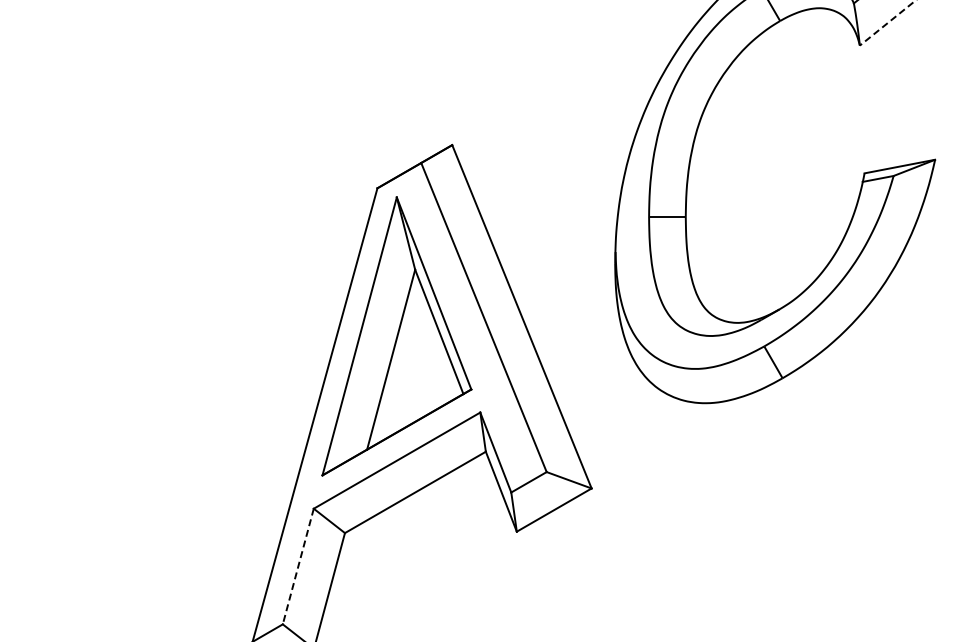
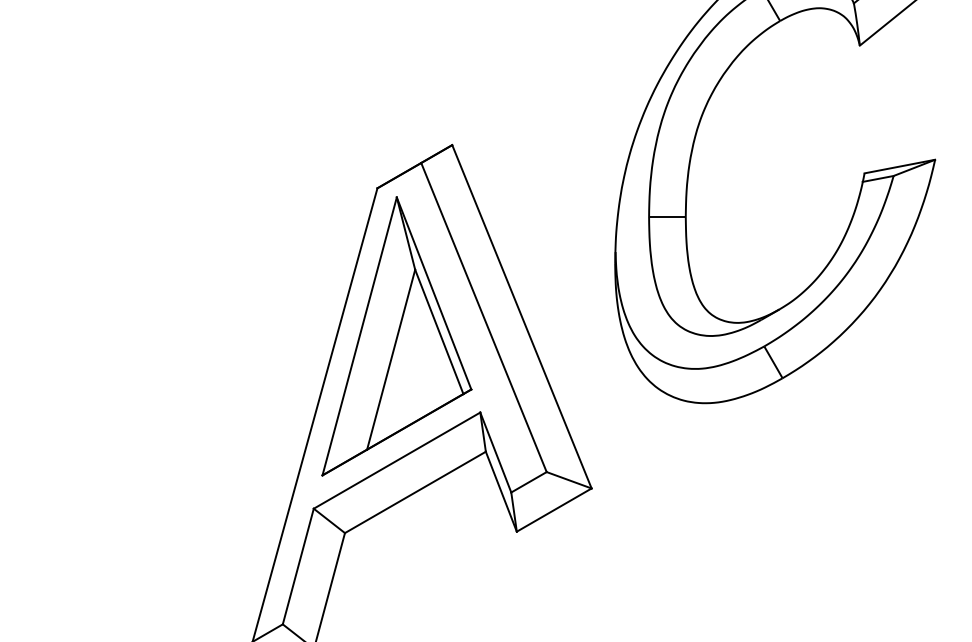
line: dashed -> solid (887, 23)
line: dashed -> solid (298, 566)
